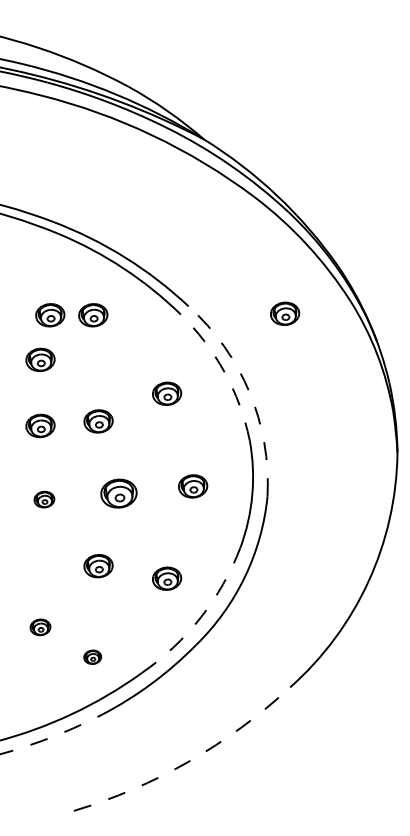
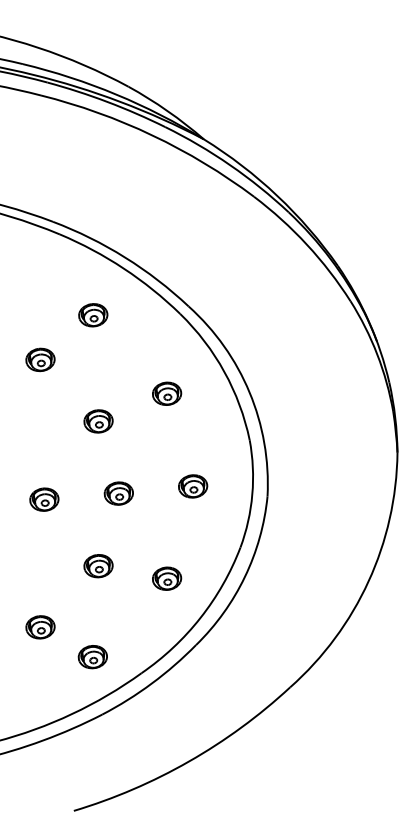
part: present -> none (285, 313)
part: present -> none (50, 315)
arc: dashed -> solid (224, 371)
arc: dashed -> solid (249, 392)
part: present -> none (40, 425)
part size: 38x31 px -> 31x25 px (118, 493)
part size: 23x19 px -> 31x25 px (44, 499)
arc: dashed -> solid (200, 617)
part size: 23x19 px -> 31x25 px (40, 627)
part size: 20x16 px -> 31x25 px (92, 657)
arc: dashed -> solid (52, 736)
arc: dashed -> solid (189, 761)
